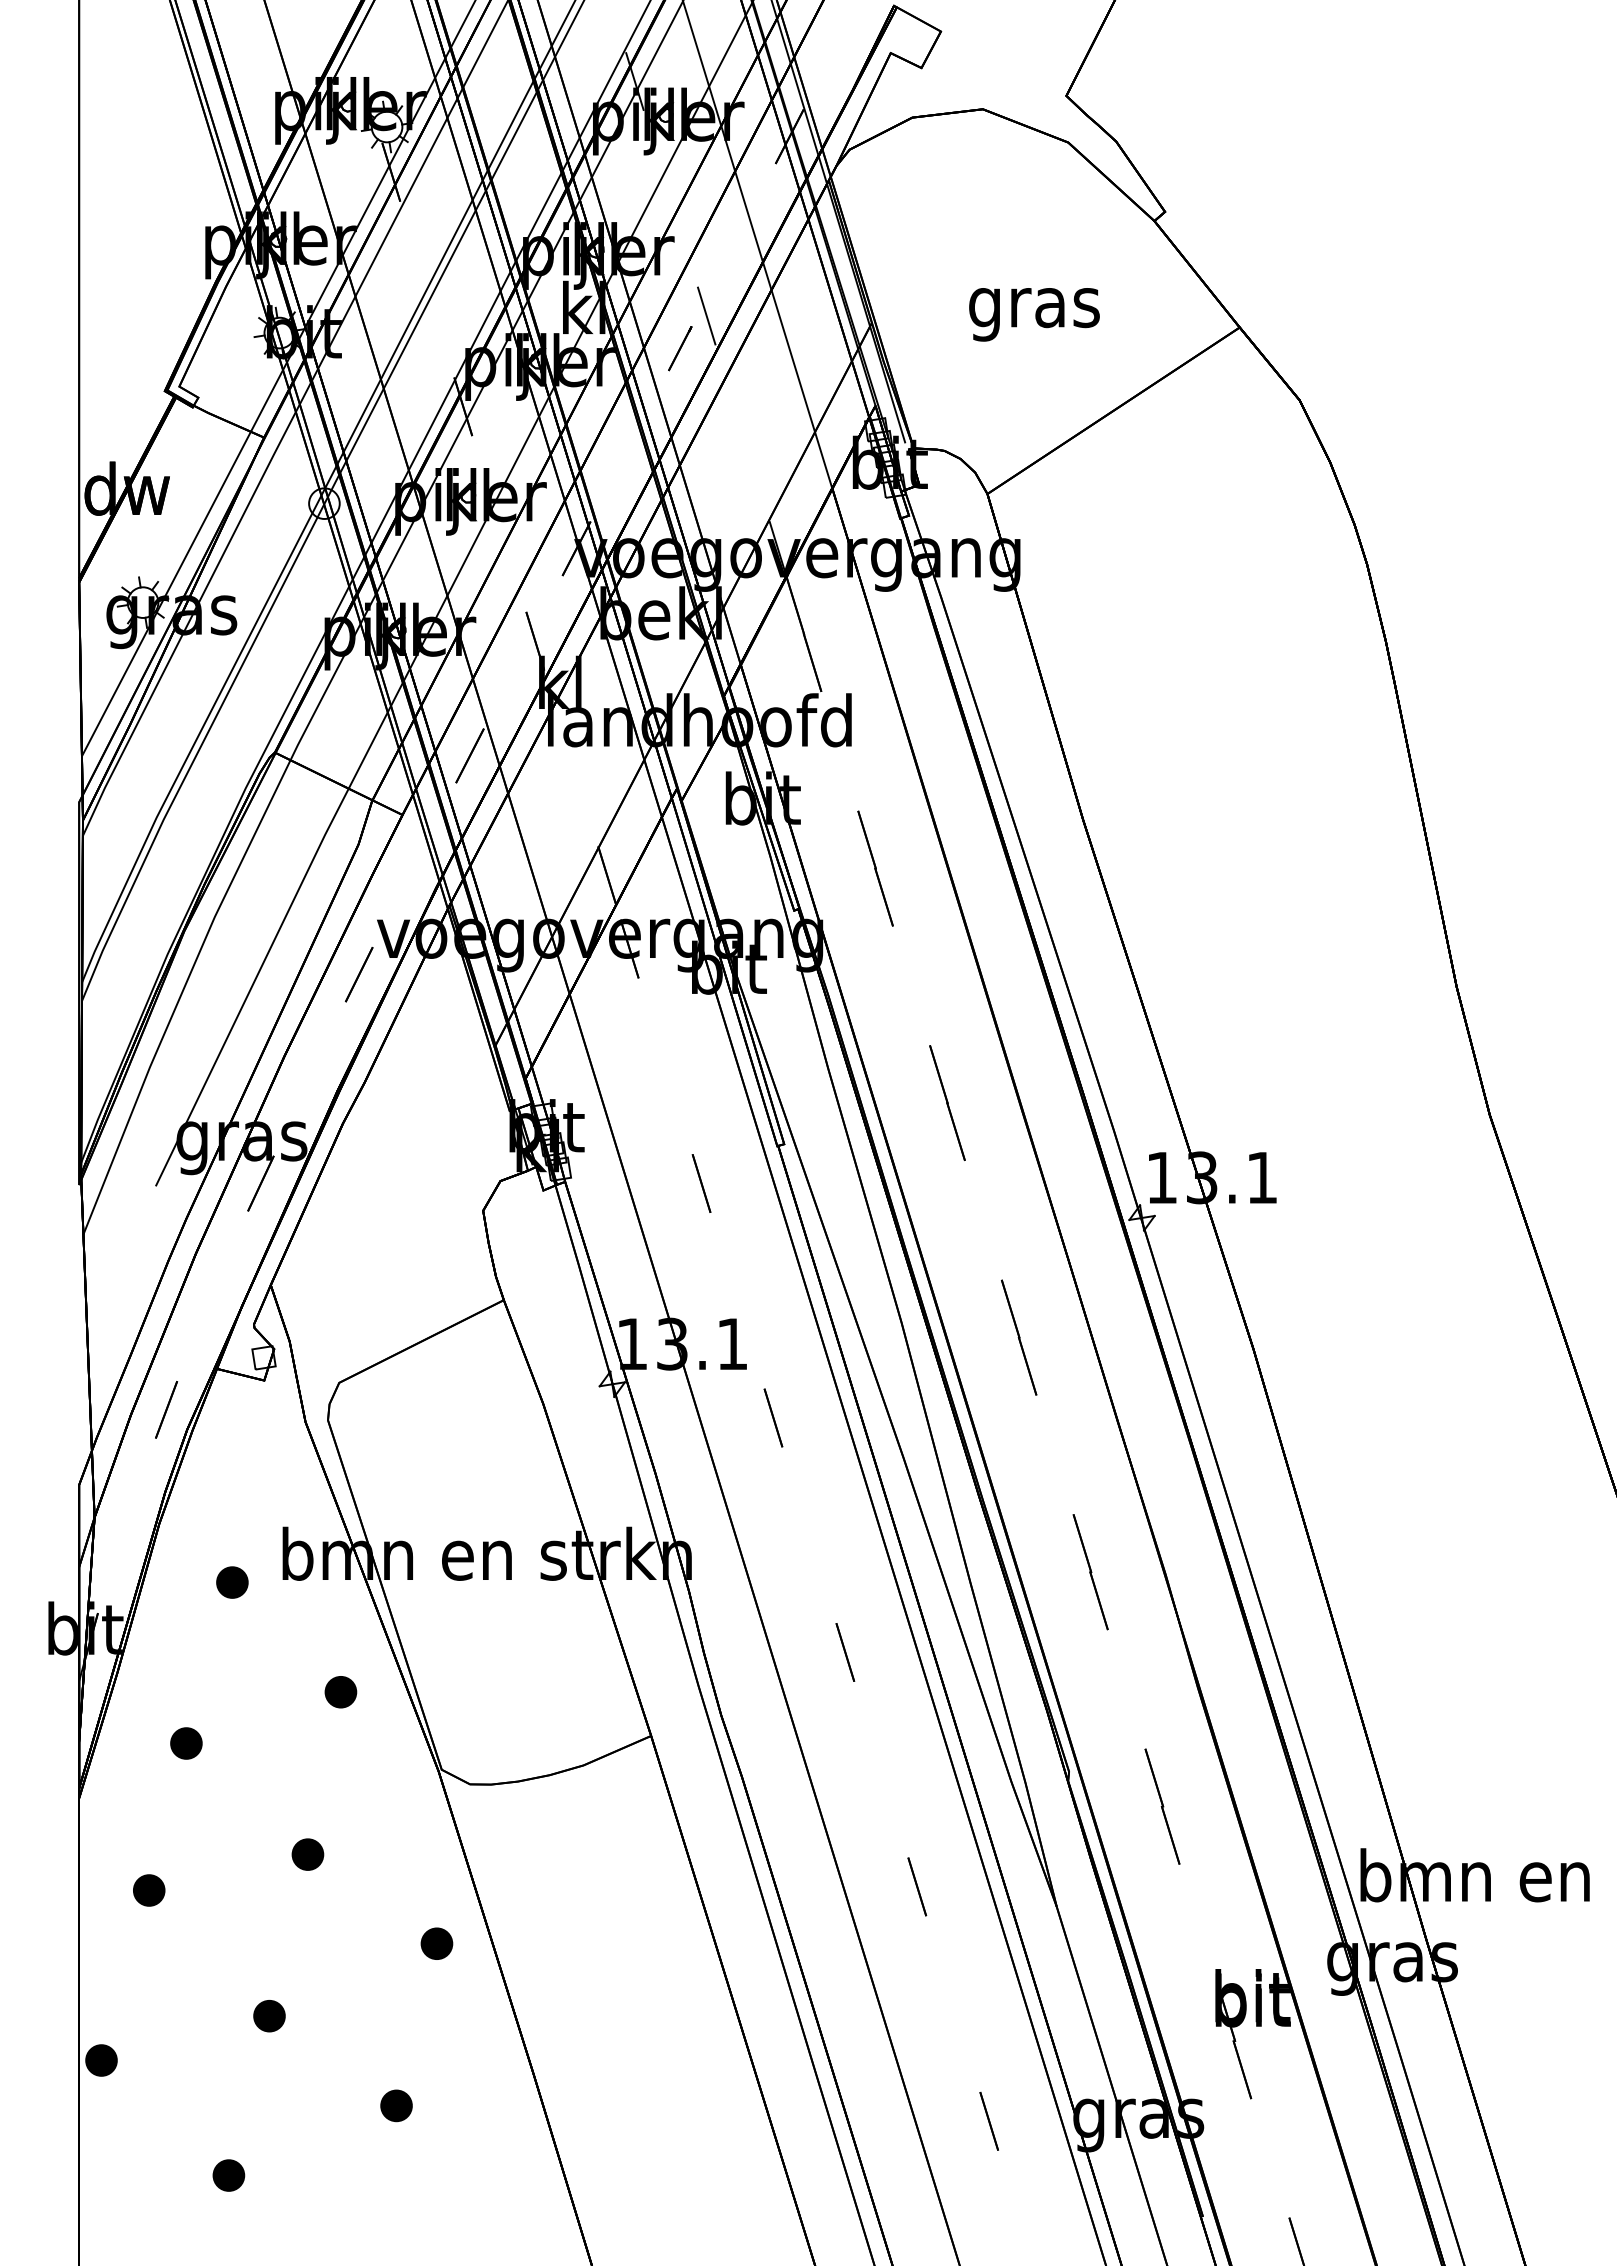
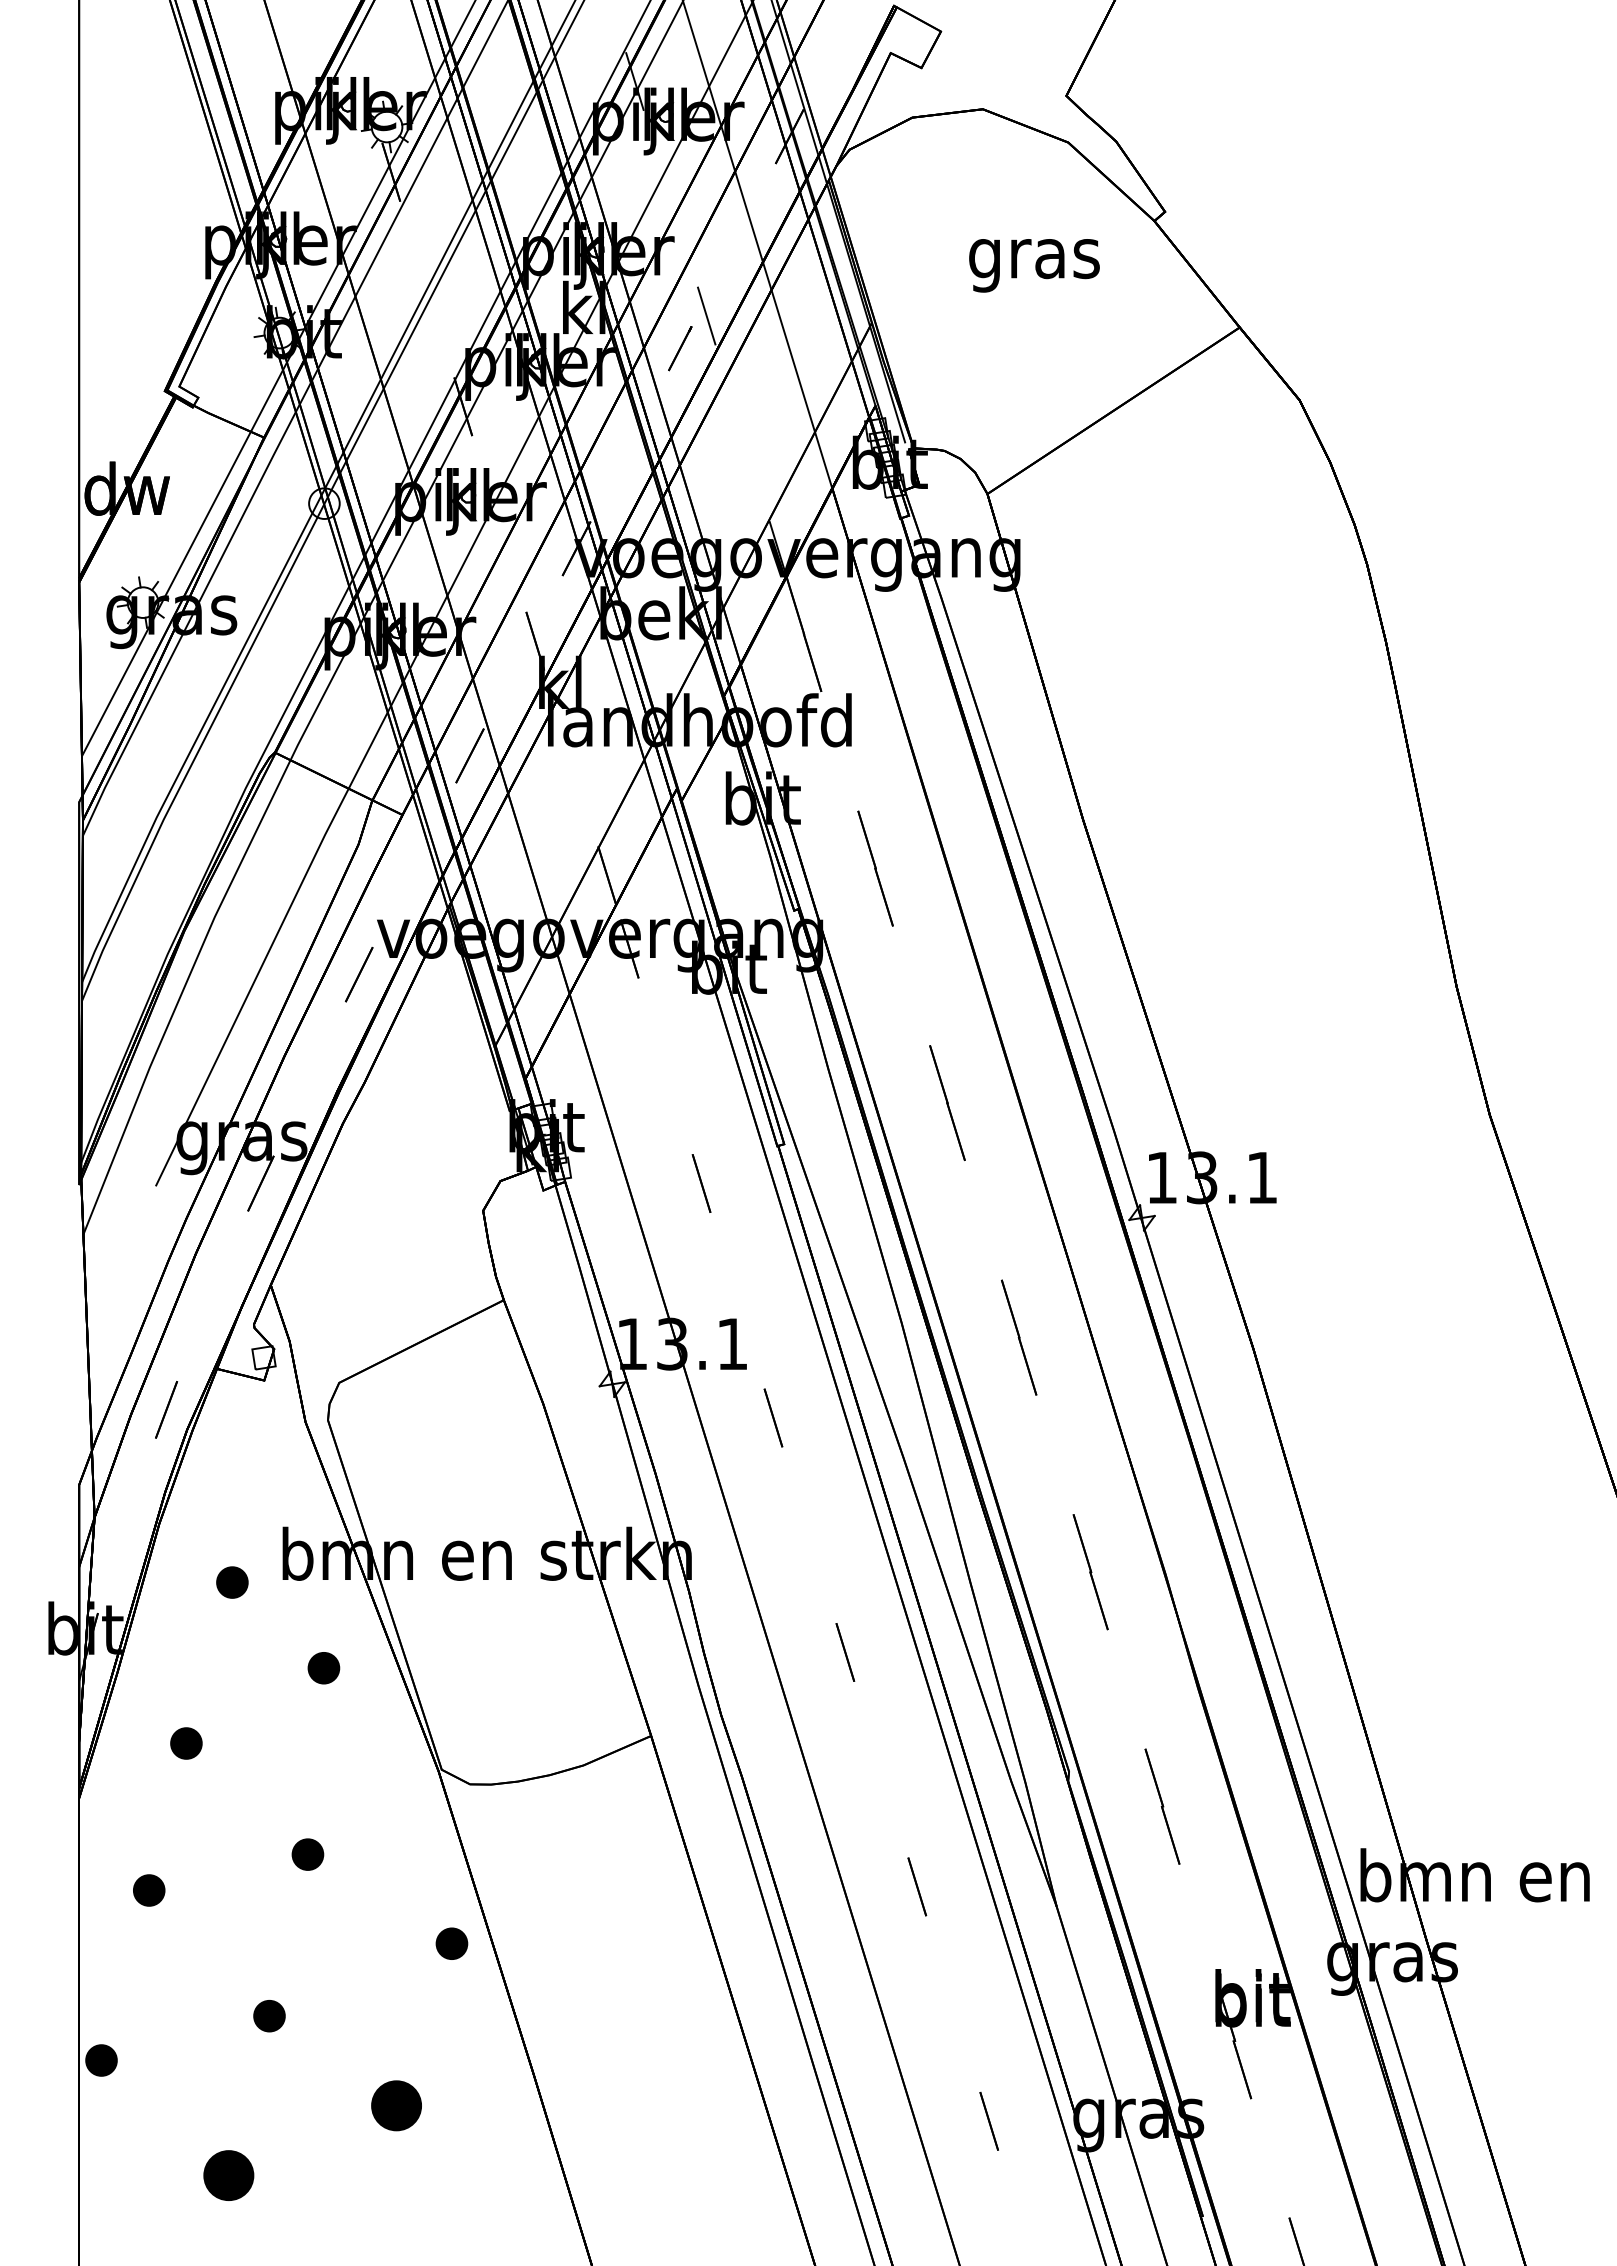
text position: (1034, 314) -> (1034, 265) (1034, 265)
part position: (340, 1692) -> (323, 1668) (323, 1668)
part position: (436, 1943) -> (451, 1943) (451, 1943)
part size: 33x34 px -> 51x52 px (396, 2105)
part size: 34x33 px -> 52x51 px (228, 2175)
